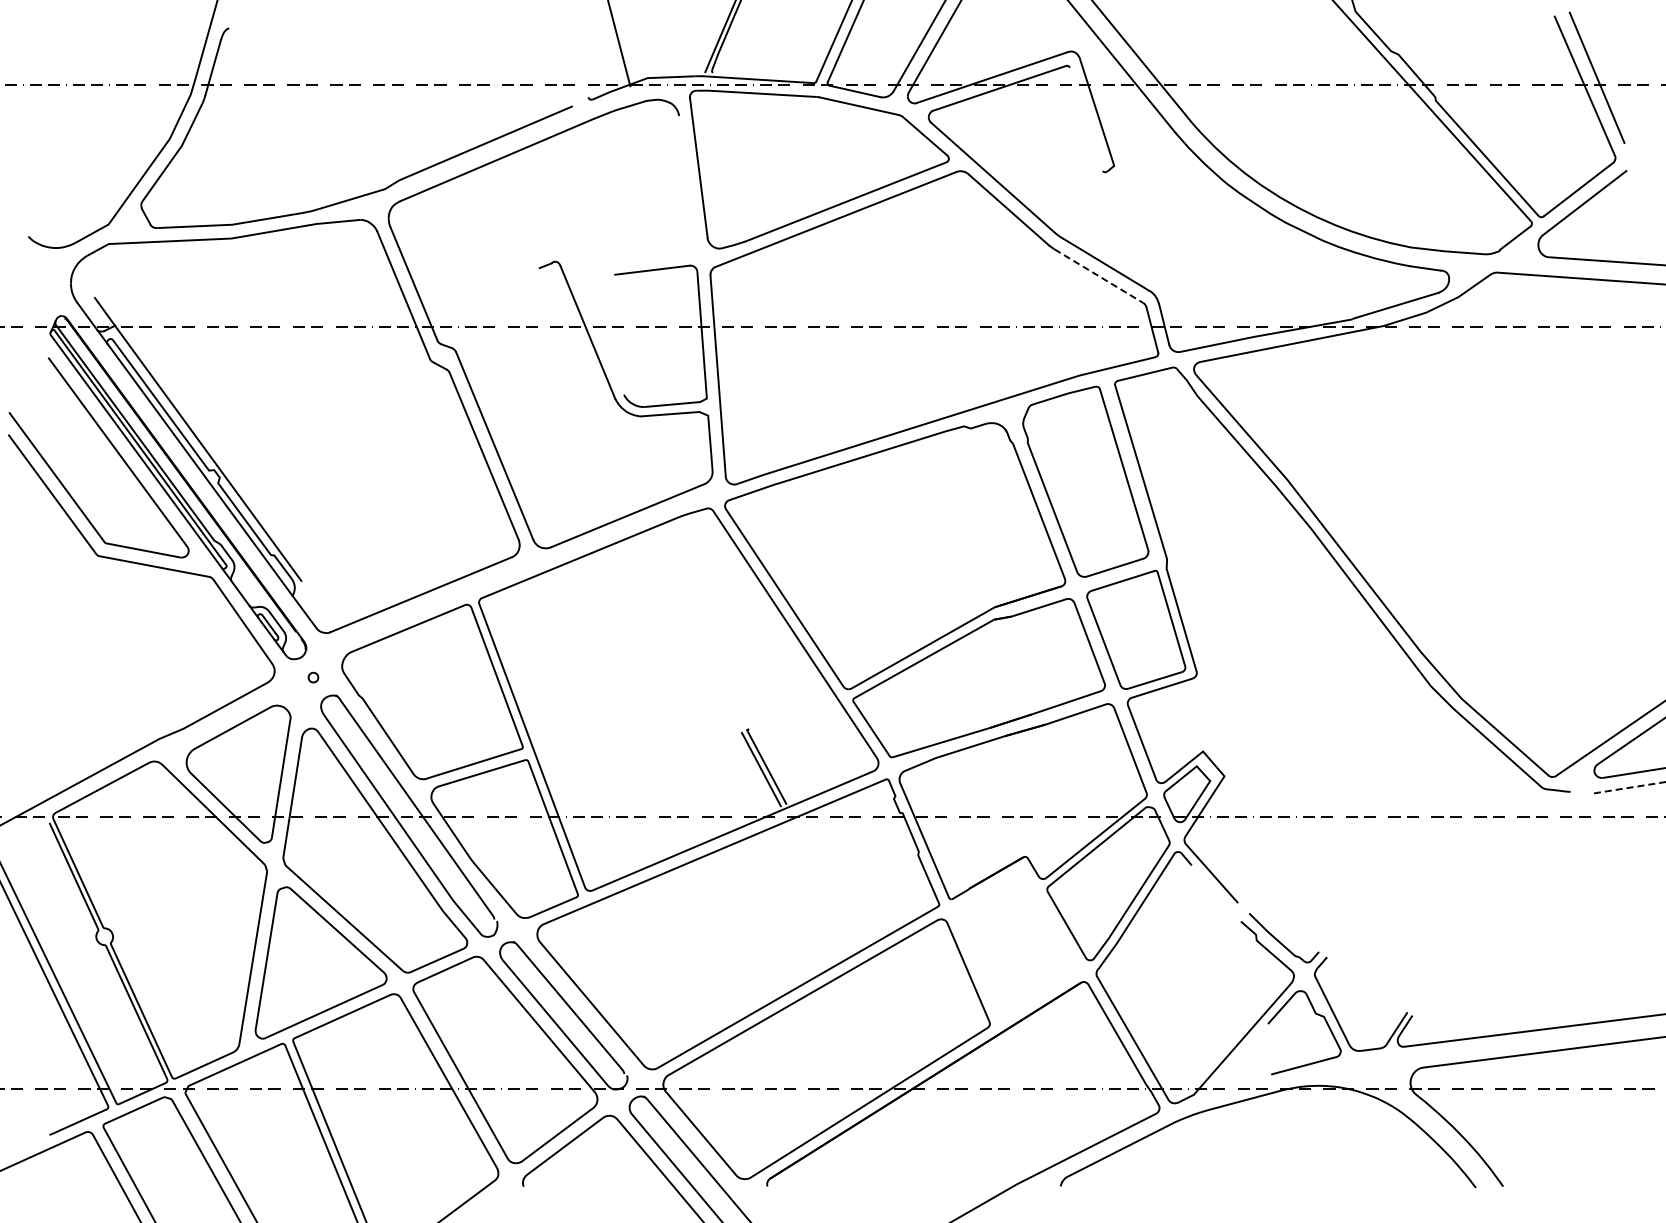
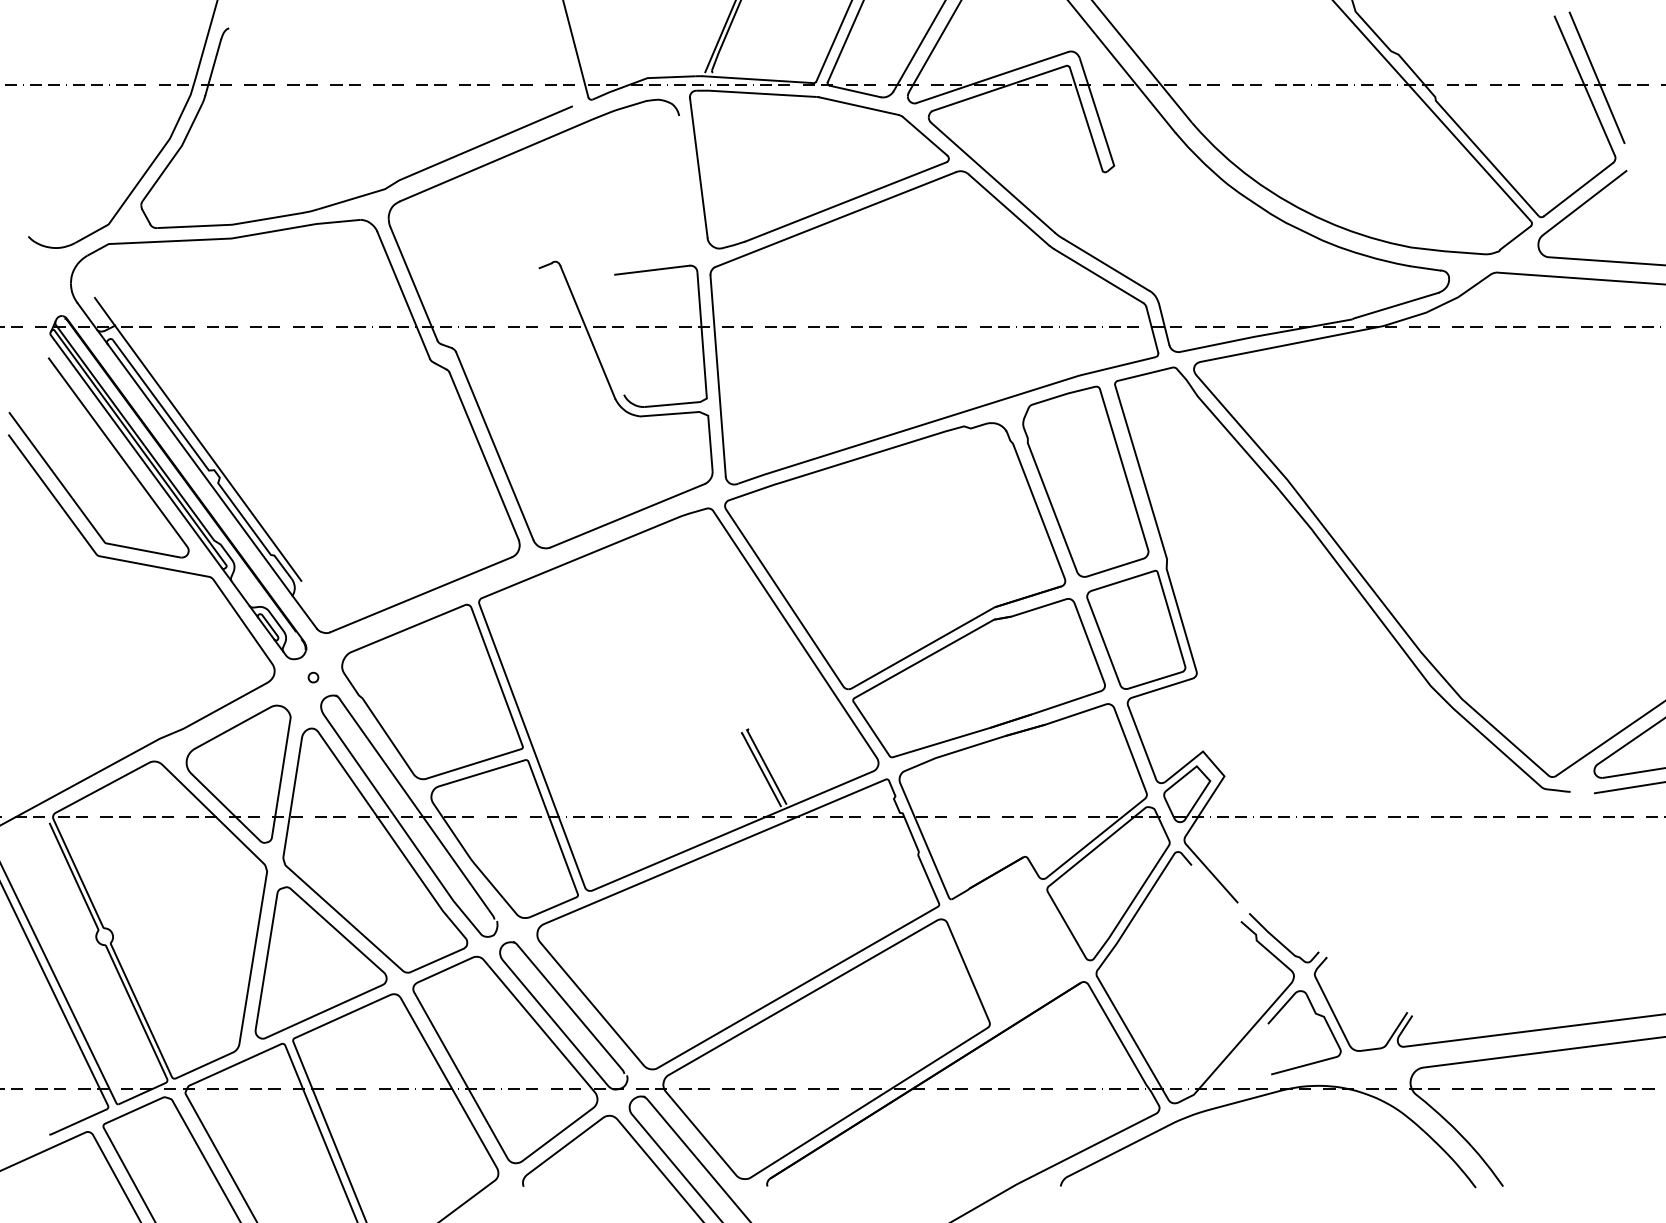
line position: (619, 44) -> (575, 49) (575, 49)
line: none -> present (1085, 119)
line: dashed -> solid (1098, 276)
line: dashed -> solid (1629, 787)
